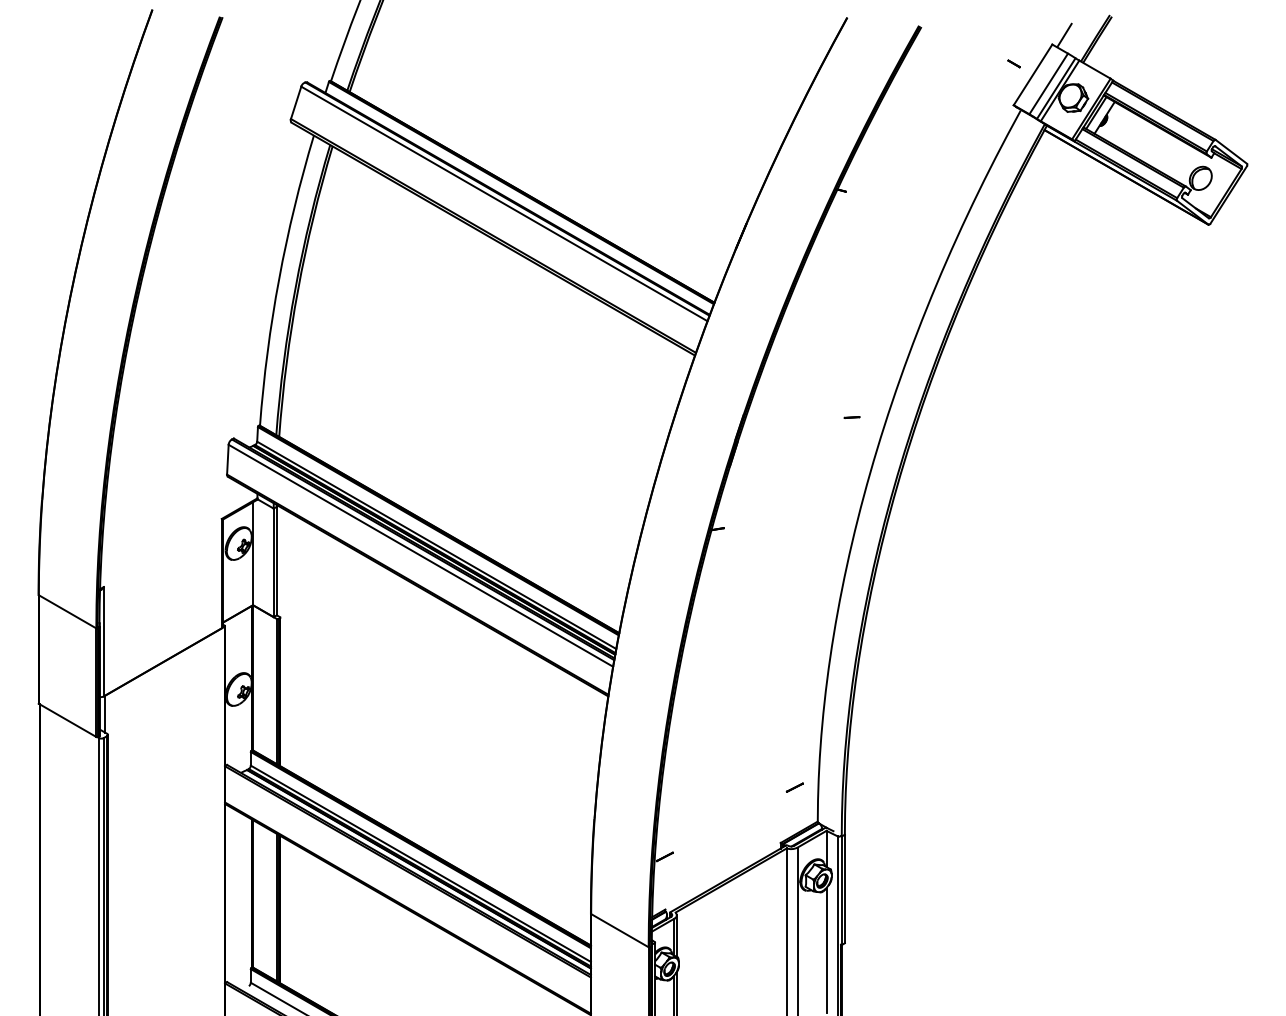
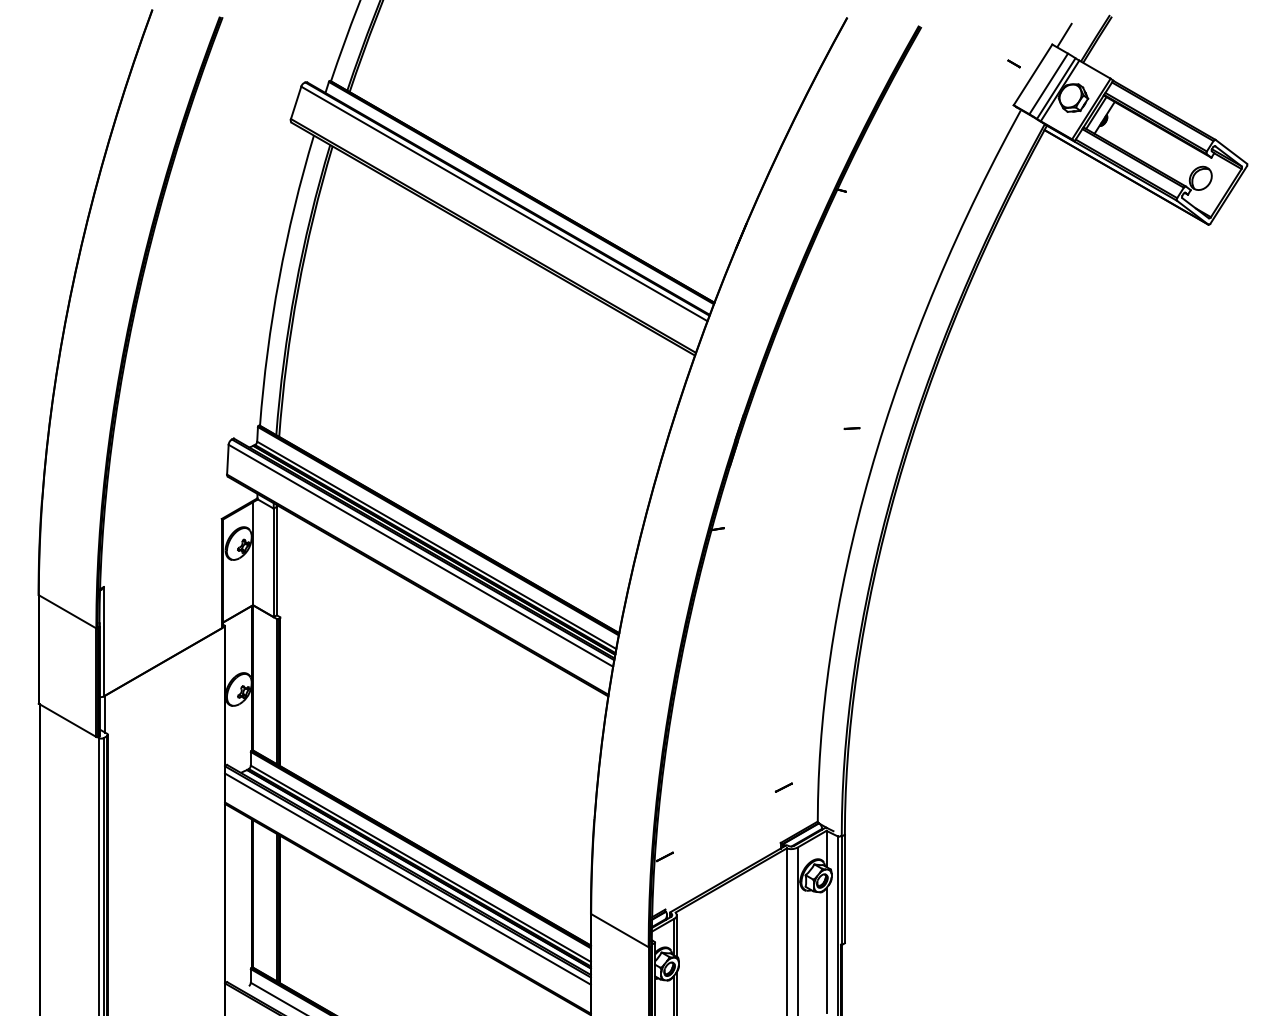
line position: (851, 417) -> (851, 428) (851, 428)
line position: (794, 787) -> (783, 787) (783, 787)
line: none -> present (407, 878)
